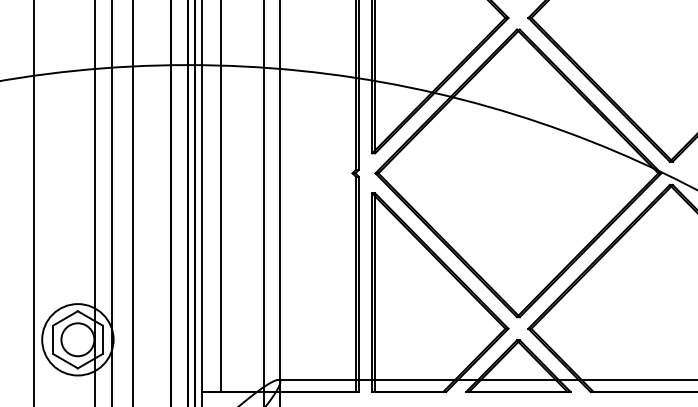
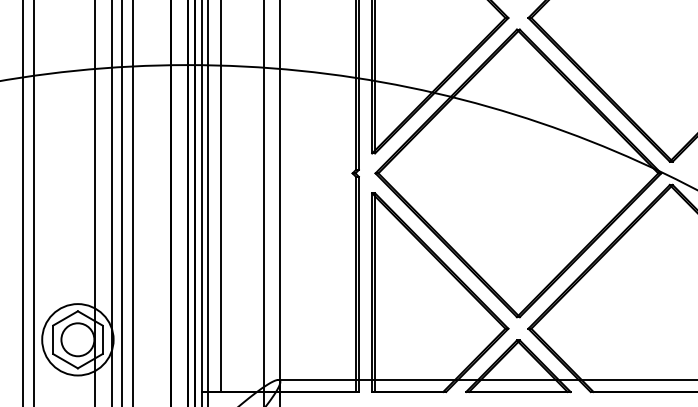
line: none -> present (22, 202)
line: none -> present (121, 202)
line: none -> present (208, 202)
